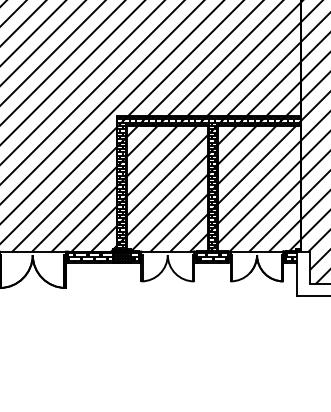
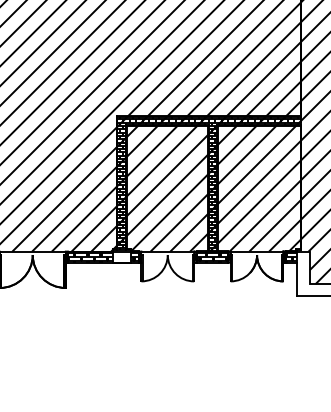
hatch: present -> none (121, 255)
